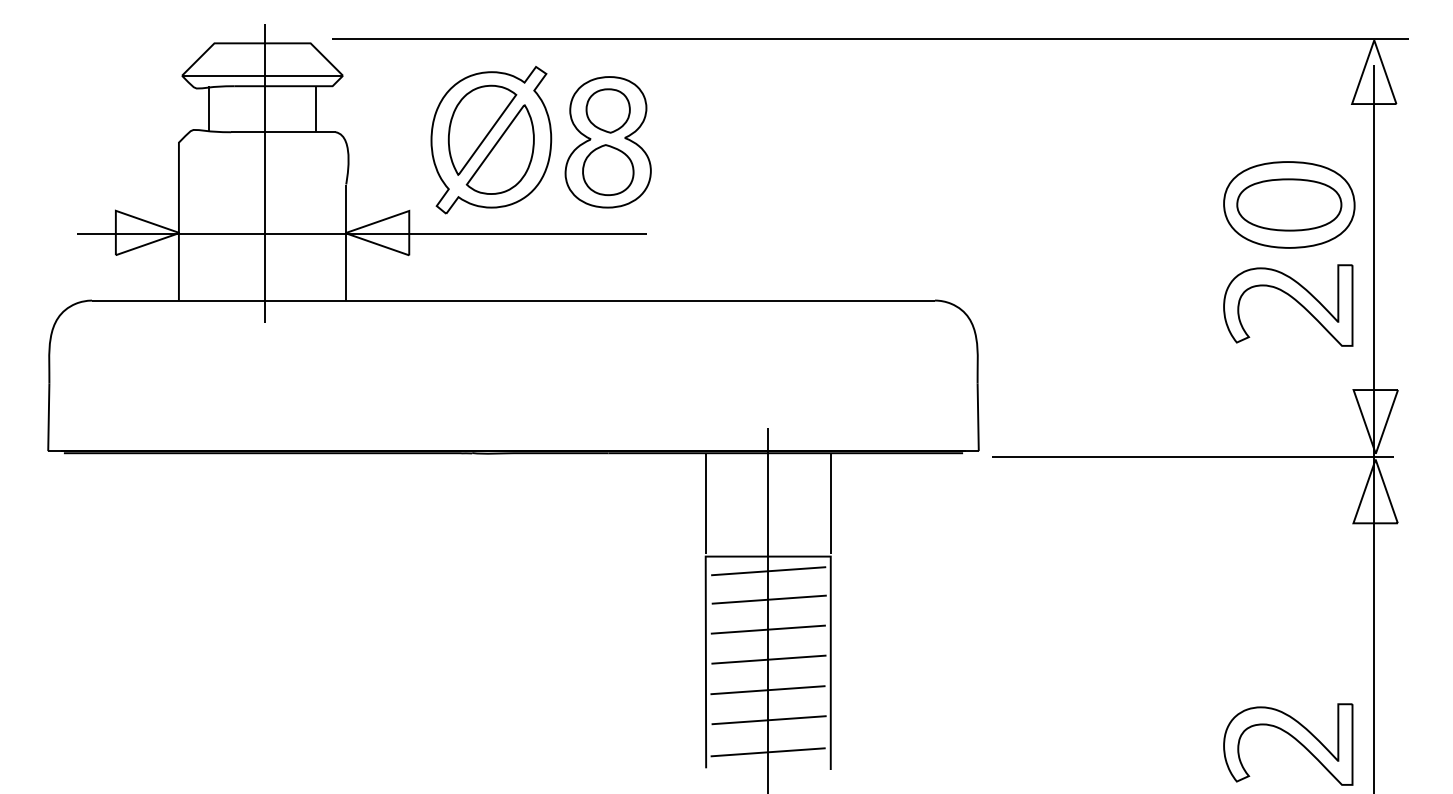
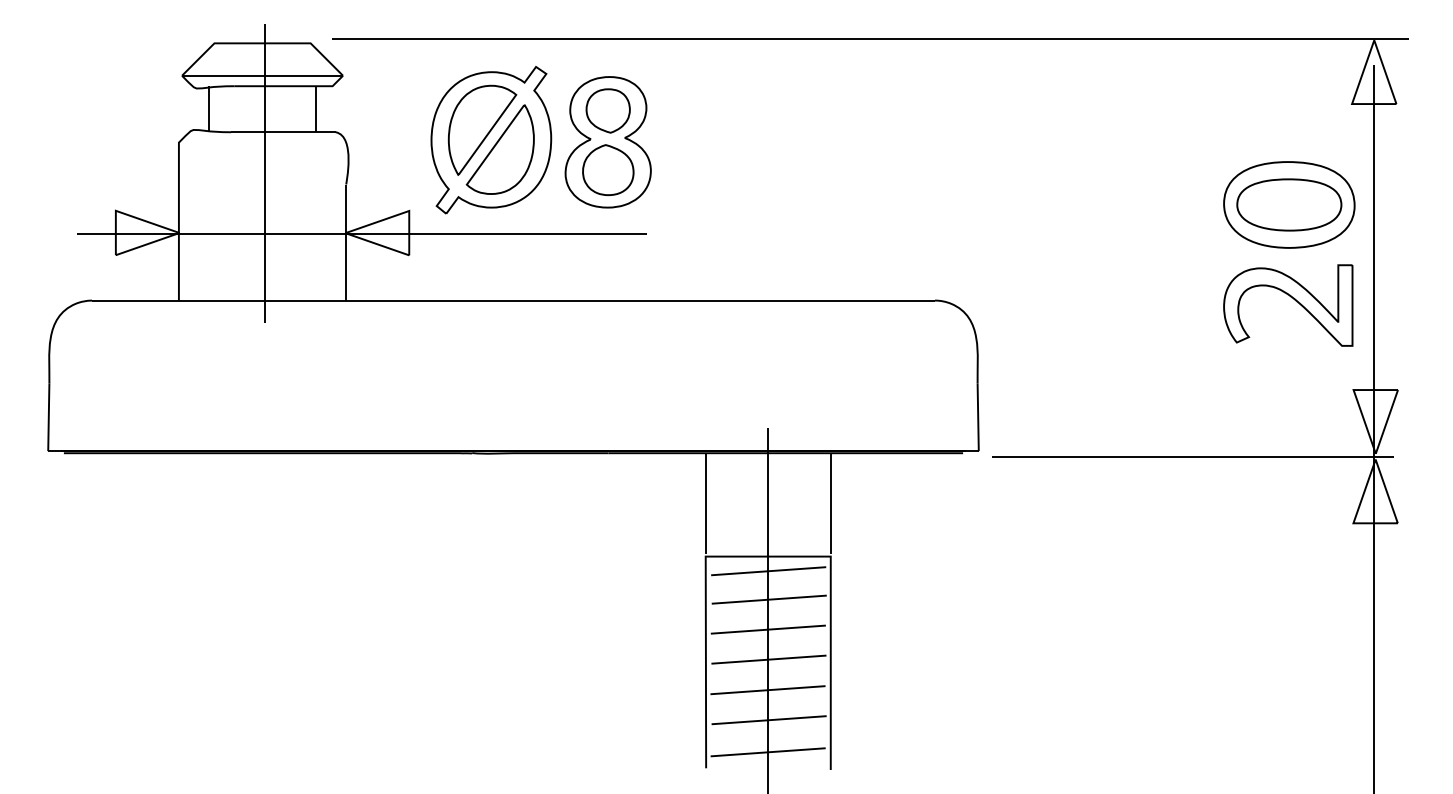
part: present -> none (1293, 738)
